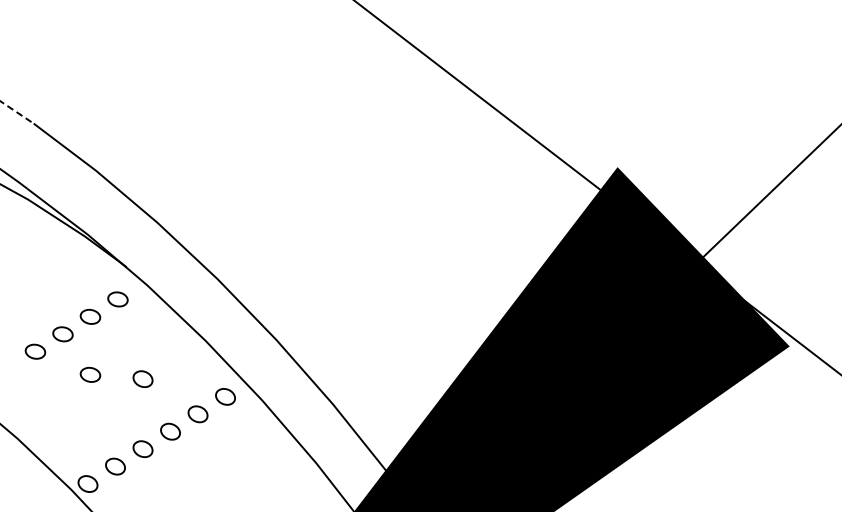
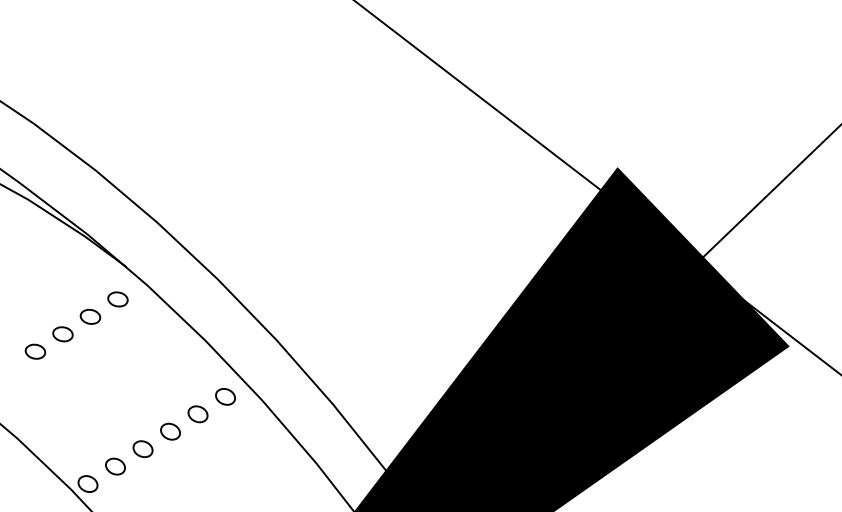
line: dashed -> solid (17, 112)
part: present -> none (90, 374)
part: present -> none (142, 378)
